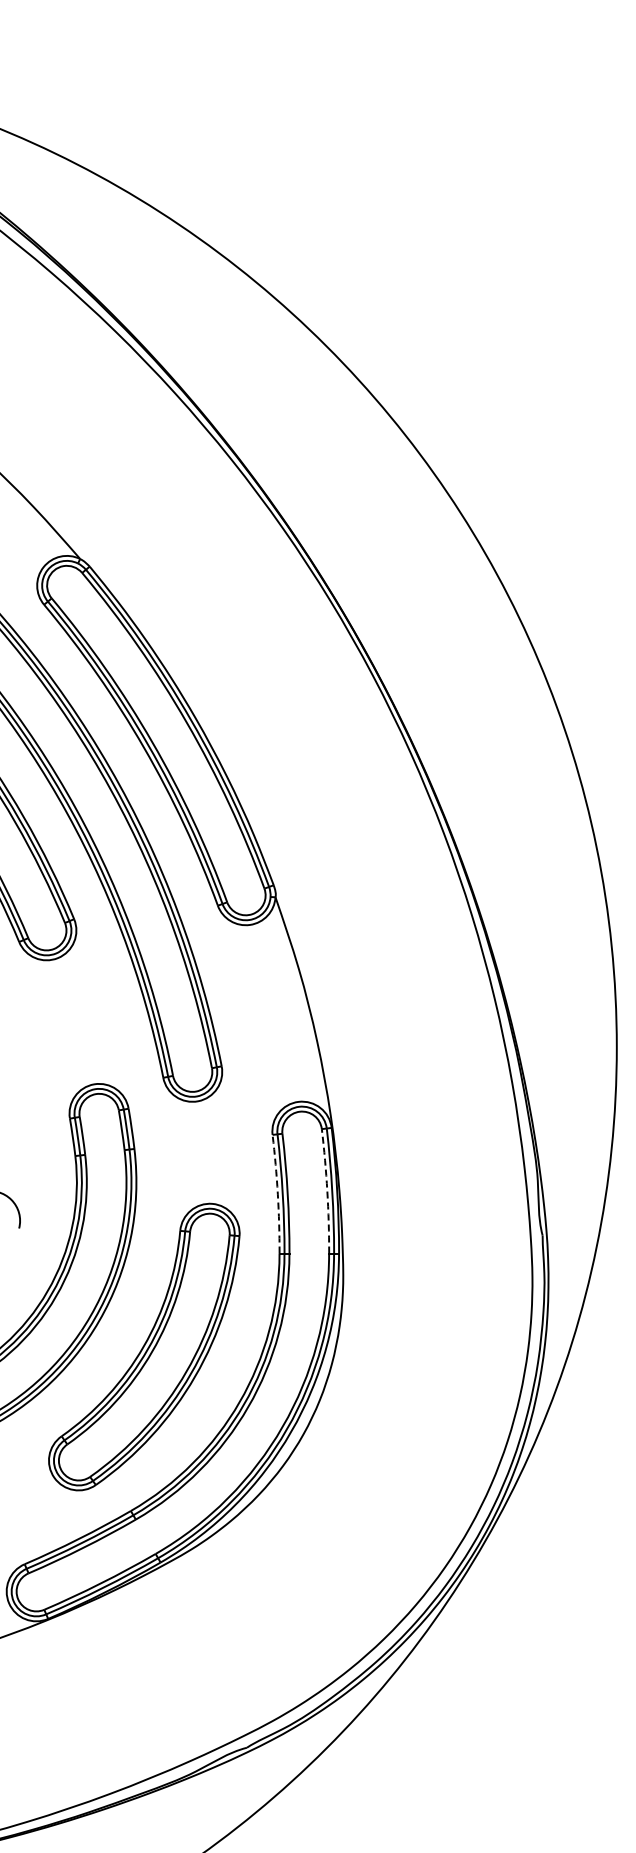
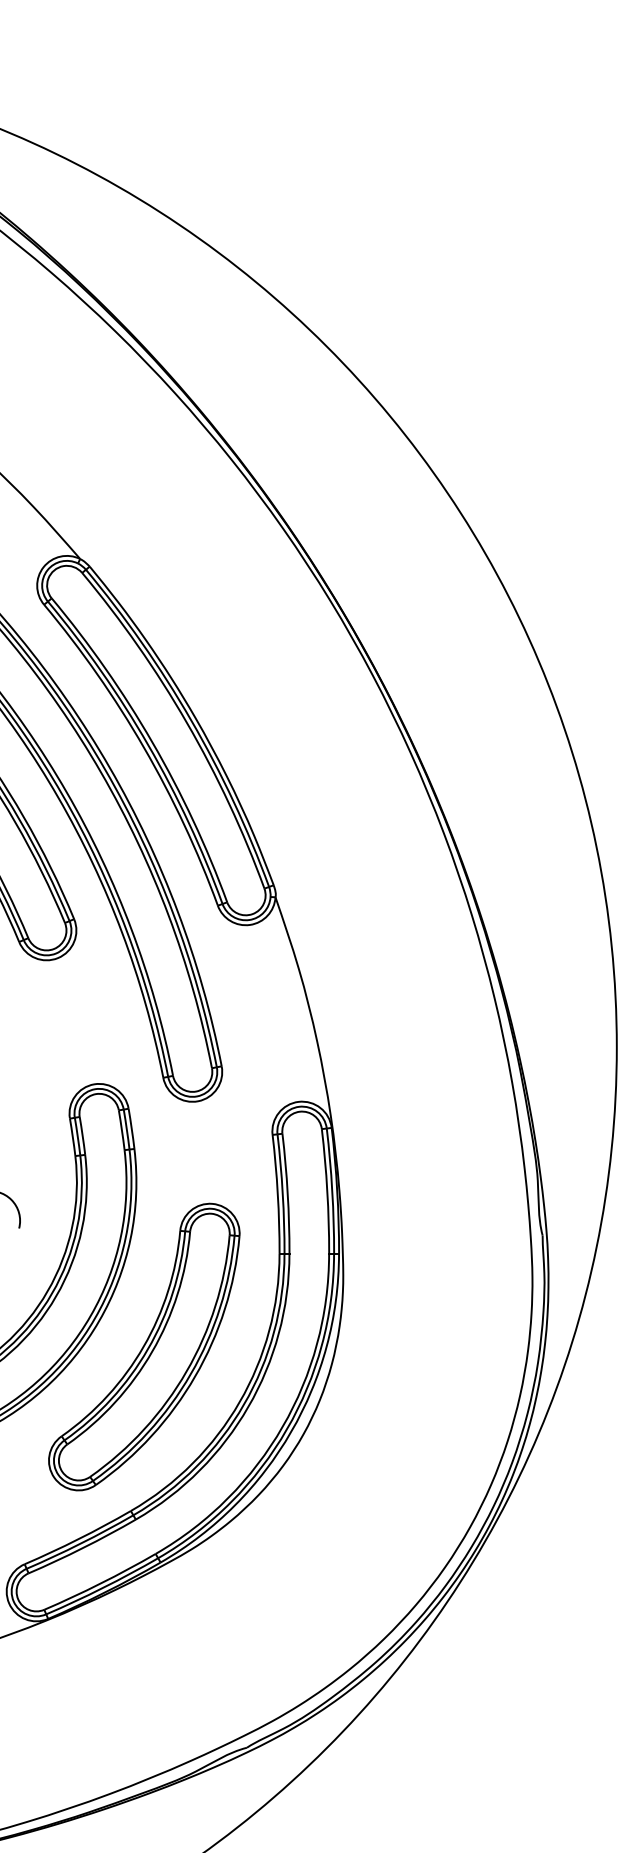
arc: dashed -> solid (327, 1191)
arc: dashed -> solid (277, 1194)
